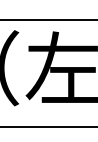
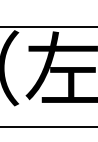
line position: (48, 20) -> (48, 27) (48, 27)
